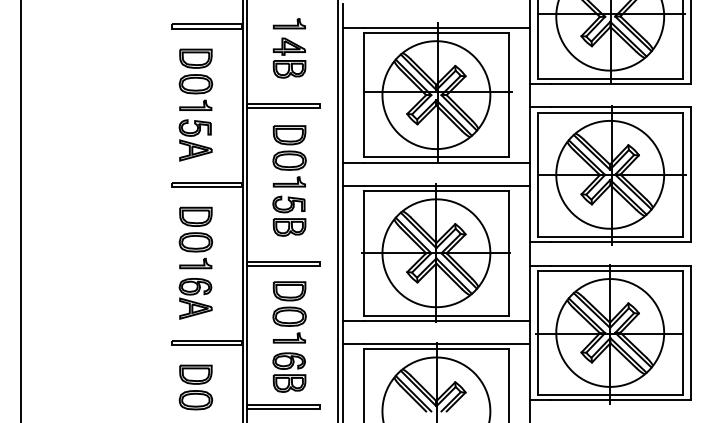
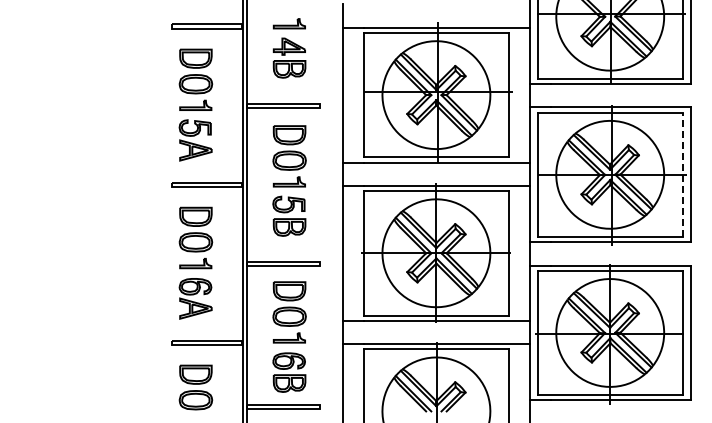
line: solid -> dashed (682, 174)
line: present -> none (21, 210)
line: present -> none (337, 210)
